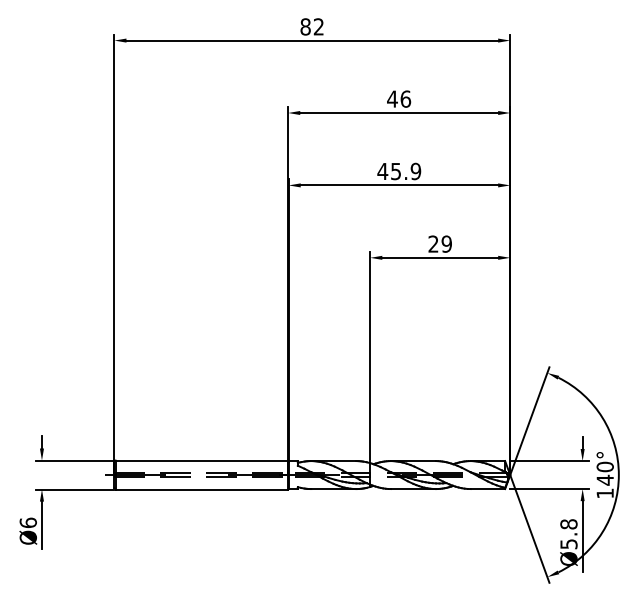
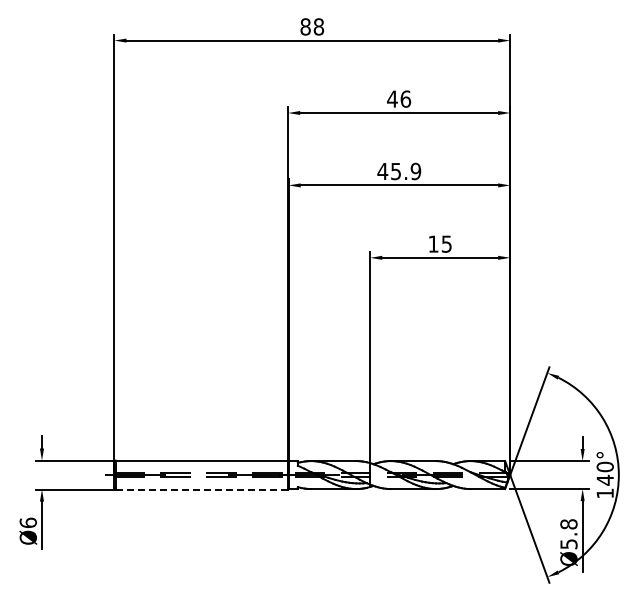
text: 82 -> 88 (318, 26)
text: 29 -> 15 (439, 243)
line: solid -> dashed (201, 489)
